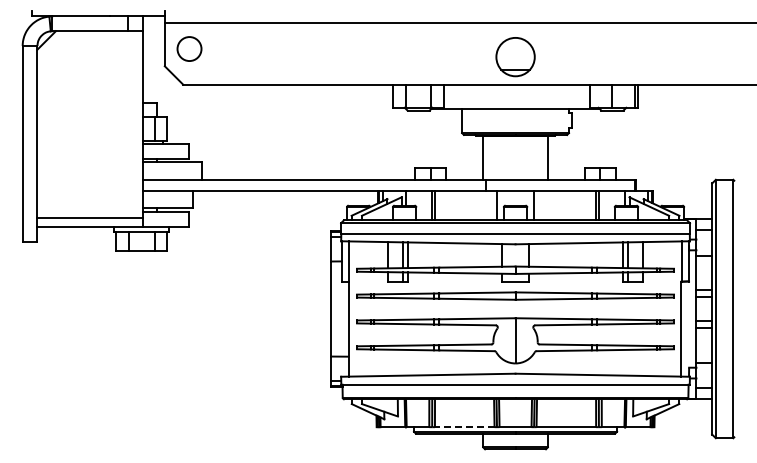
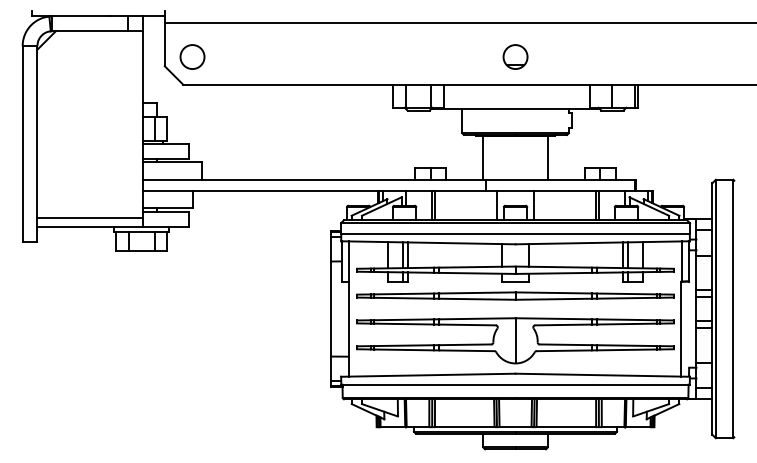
circle position: (189, 48) -> (192, 56) (192, 56)
part size: 41x41 px -> 27x26 px (515, 56)
line: dashed -> solid (464, 427)
